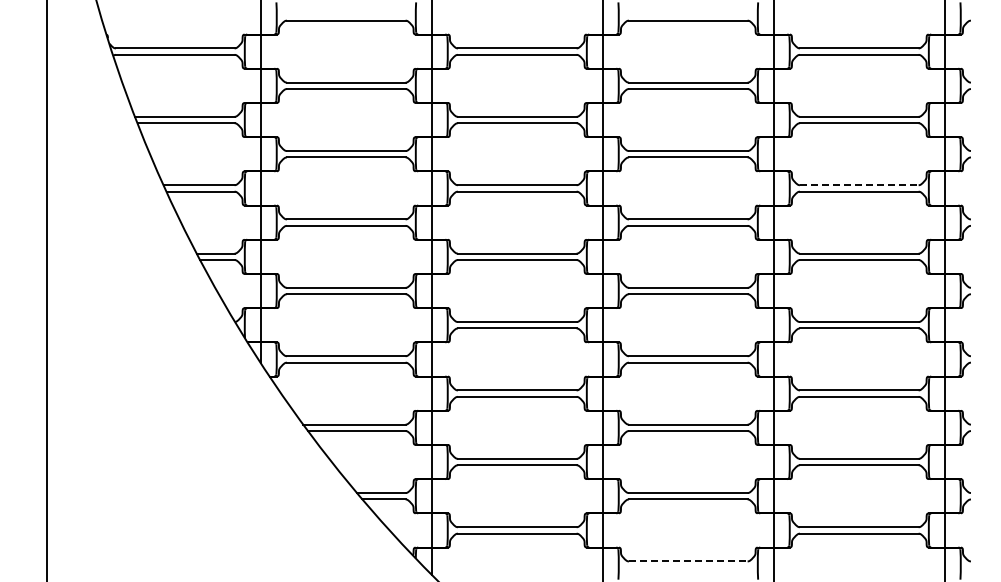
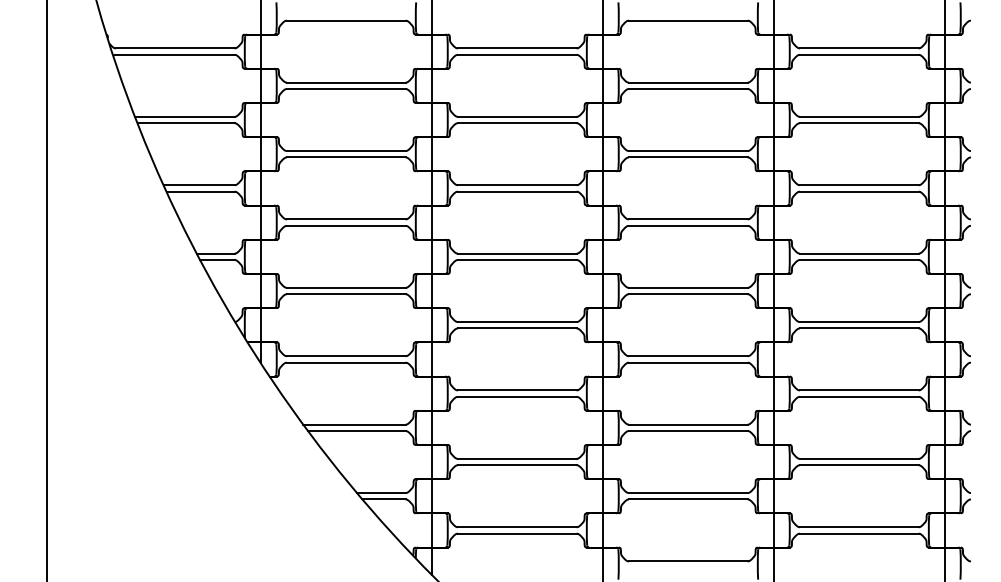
line: dashed -> solid (859, 185)
line: dashed -> solid (688, 561)
